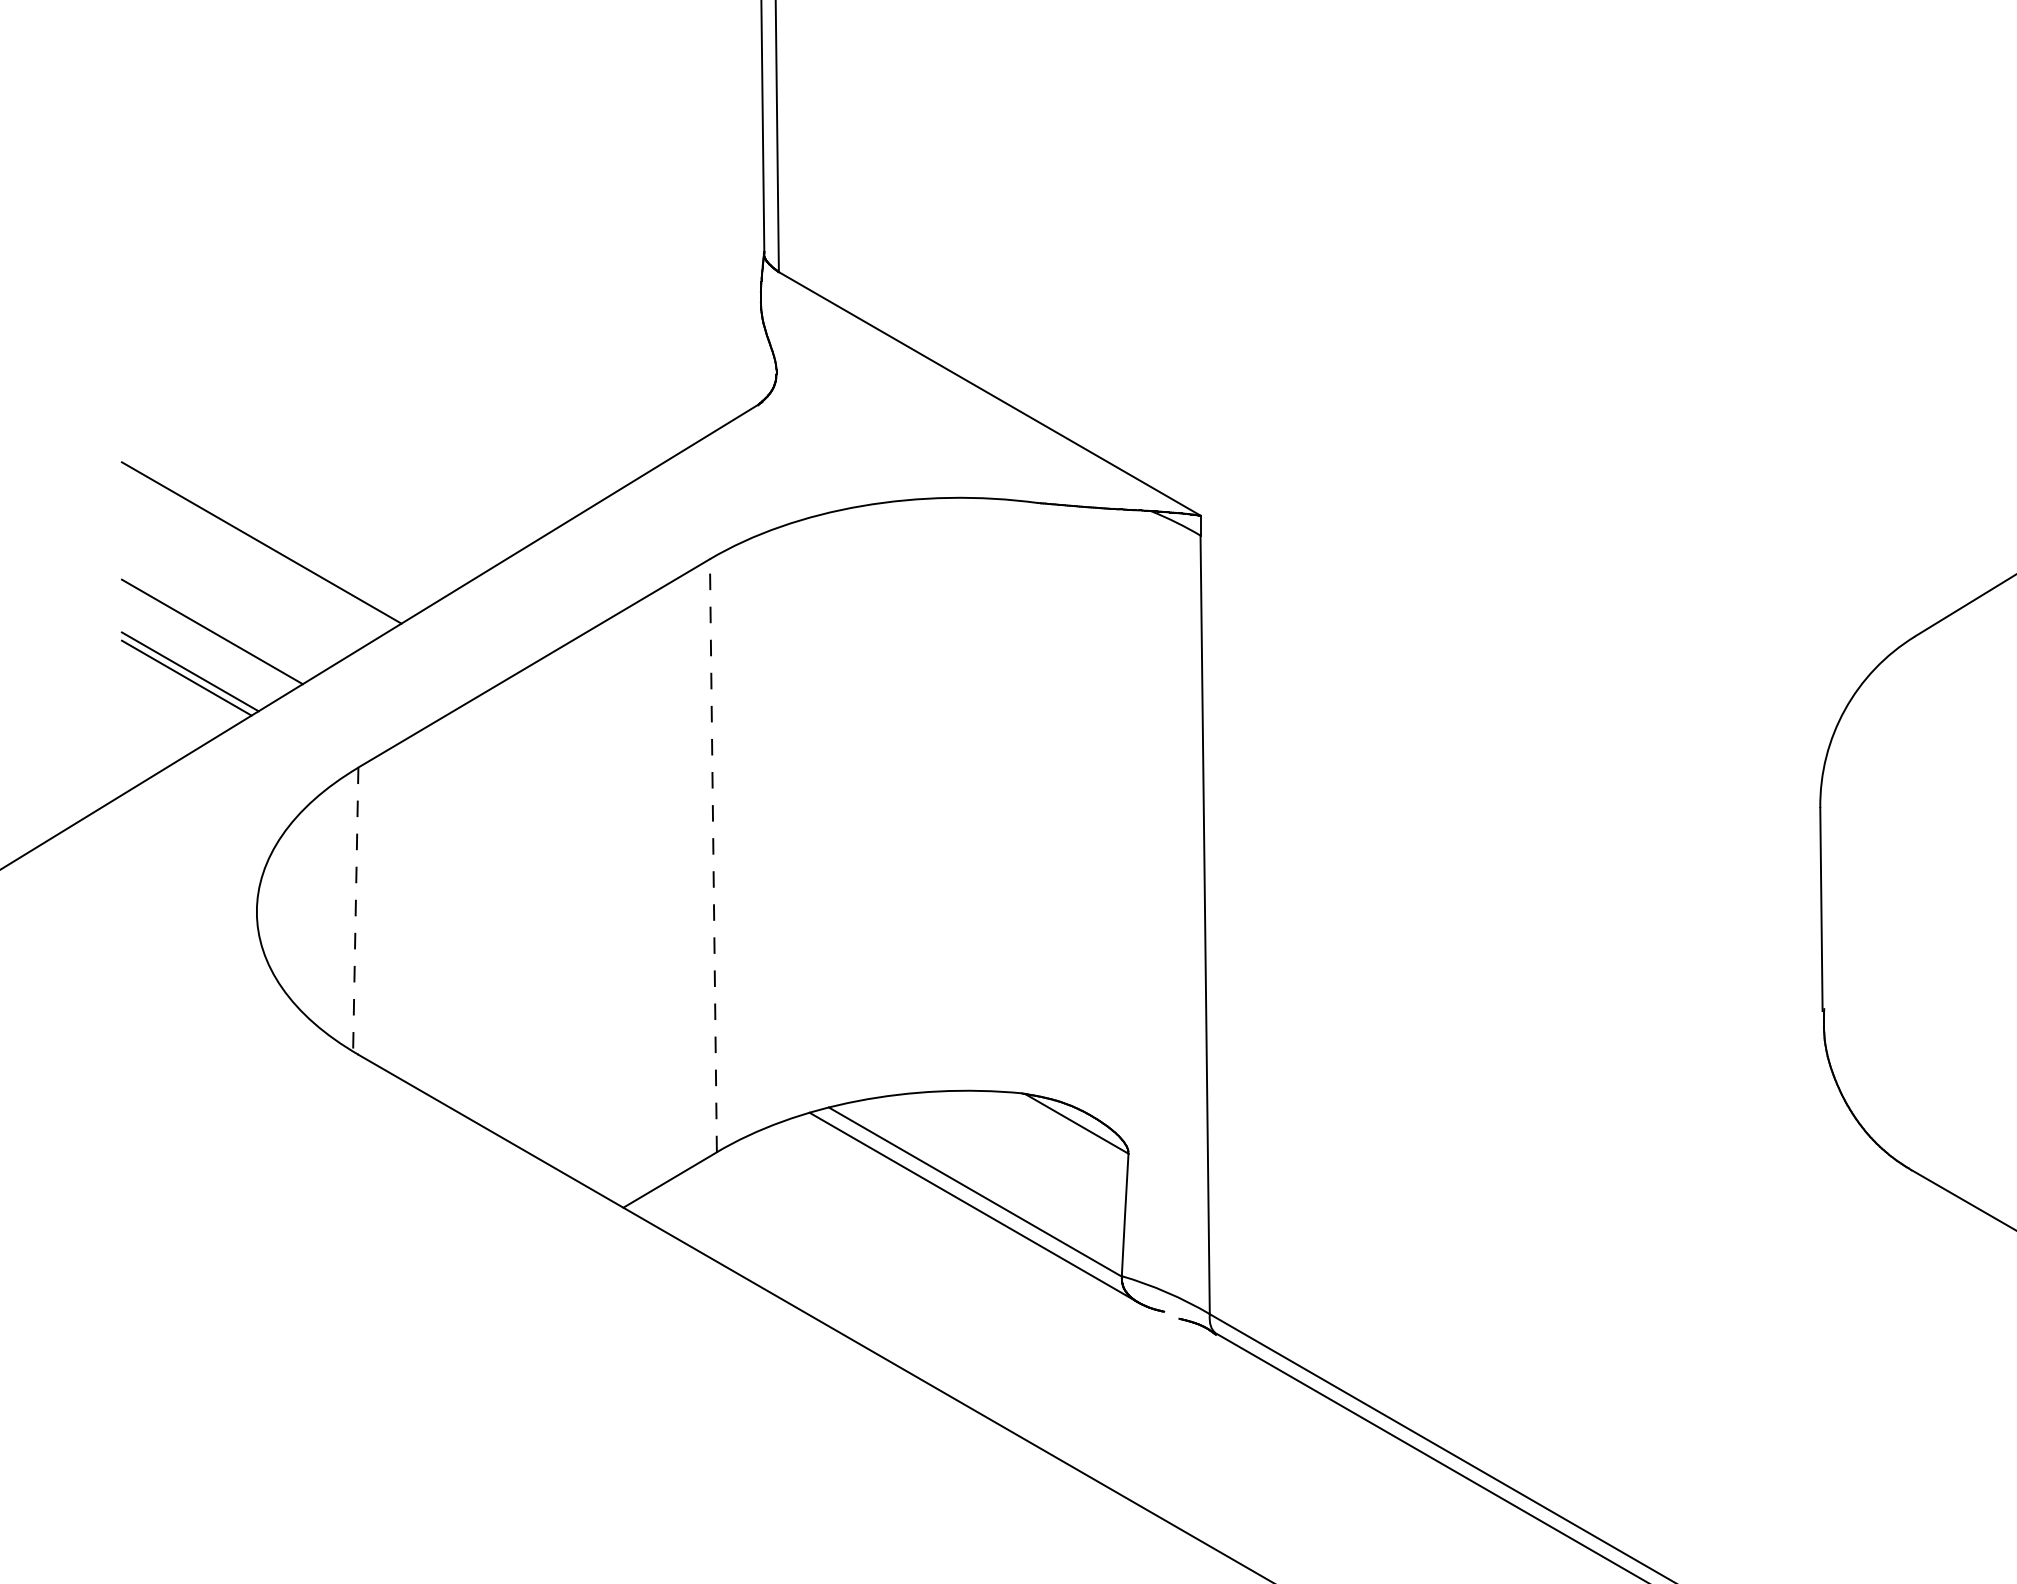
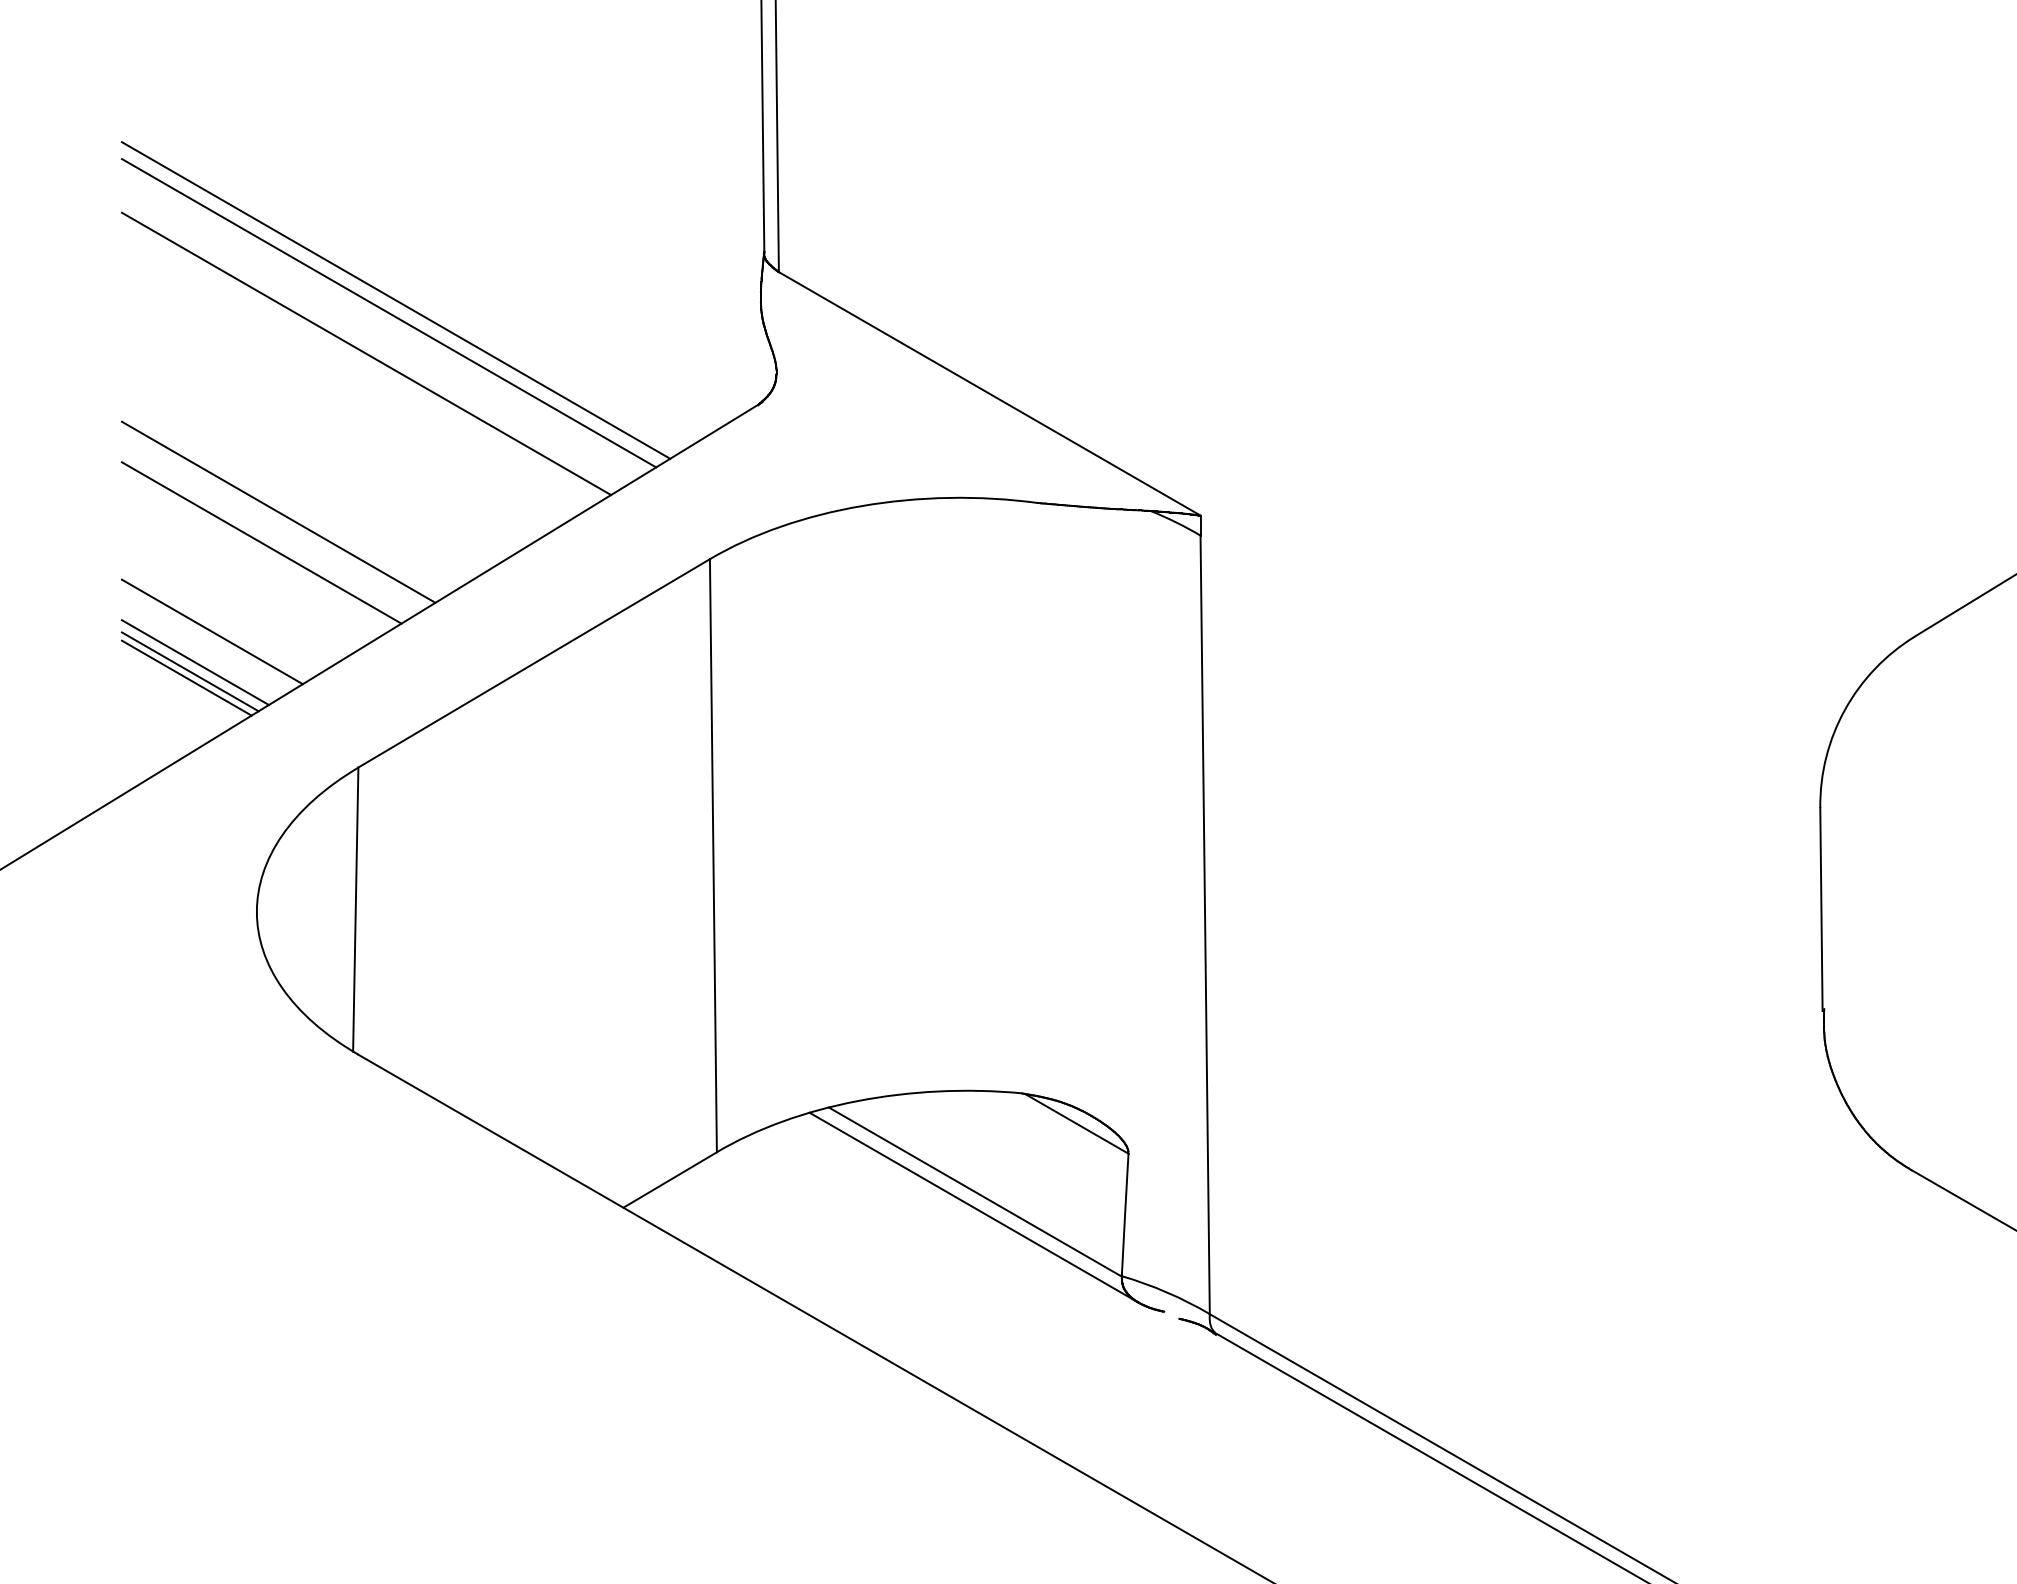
line: none -> present (395, 300)
line: none -> present (388, 313)
line: none -> present (366, 353)
line: none -> present (278, 511)
line: none -> present (194, 662)
line: dashed -> solid (713, 855)
line: dashed -> solid (355, 910)
